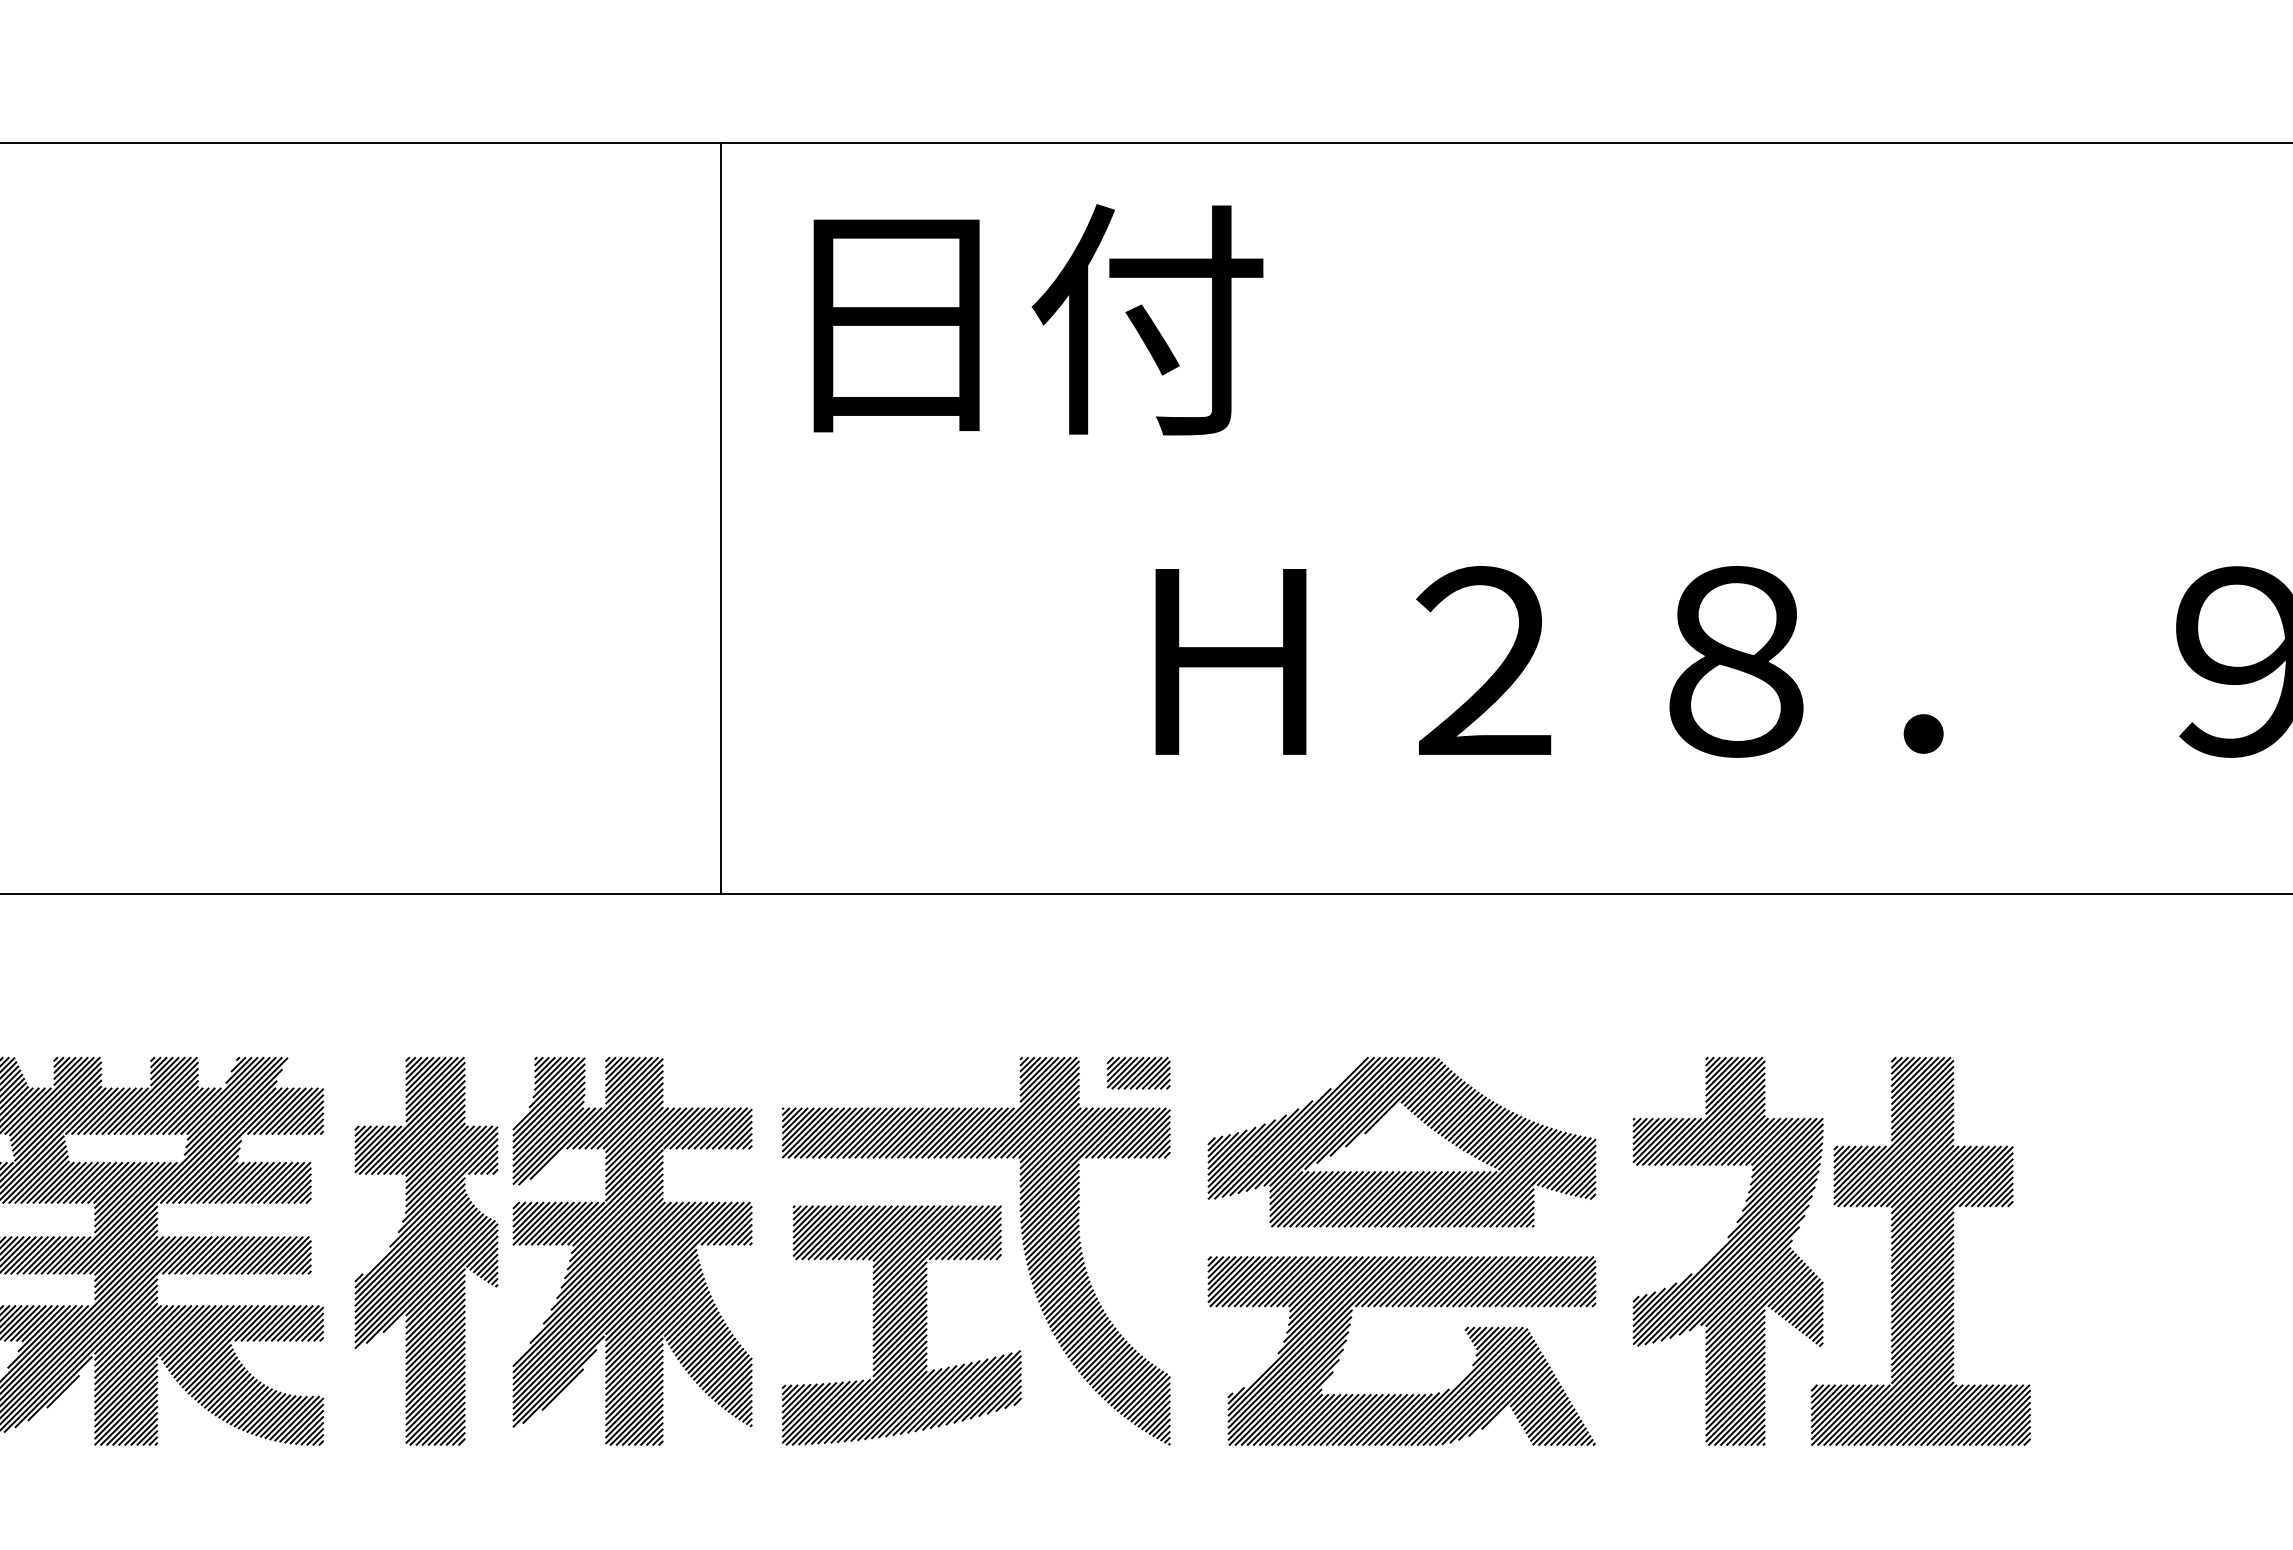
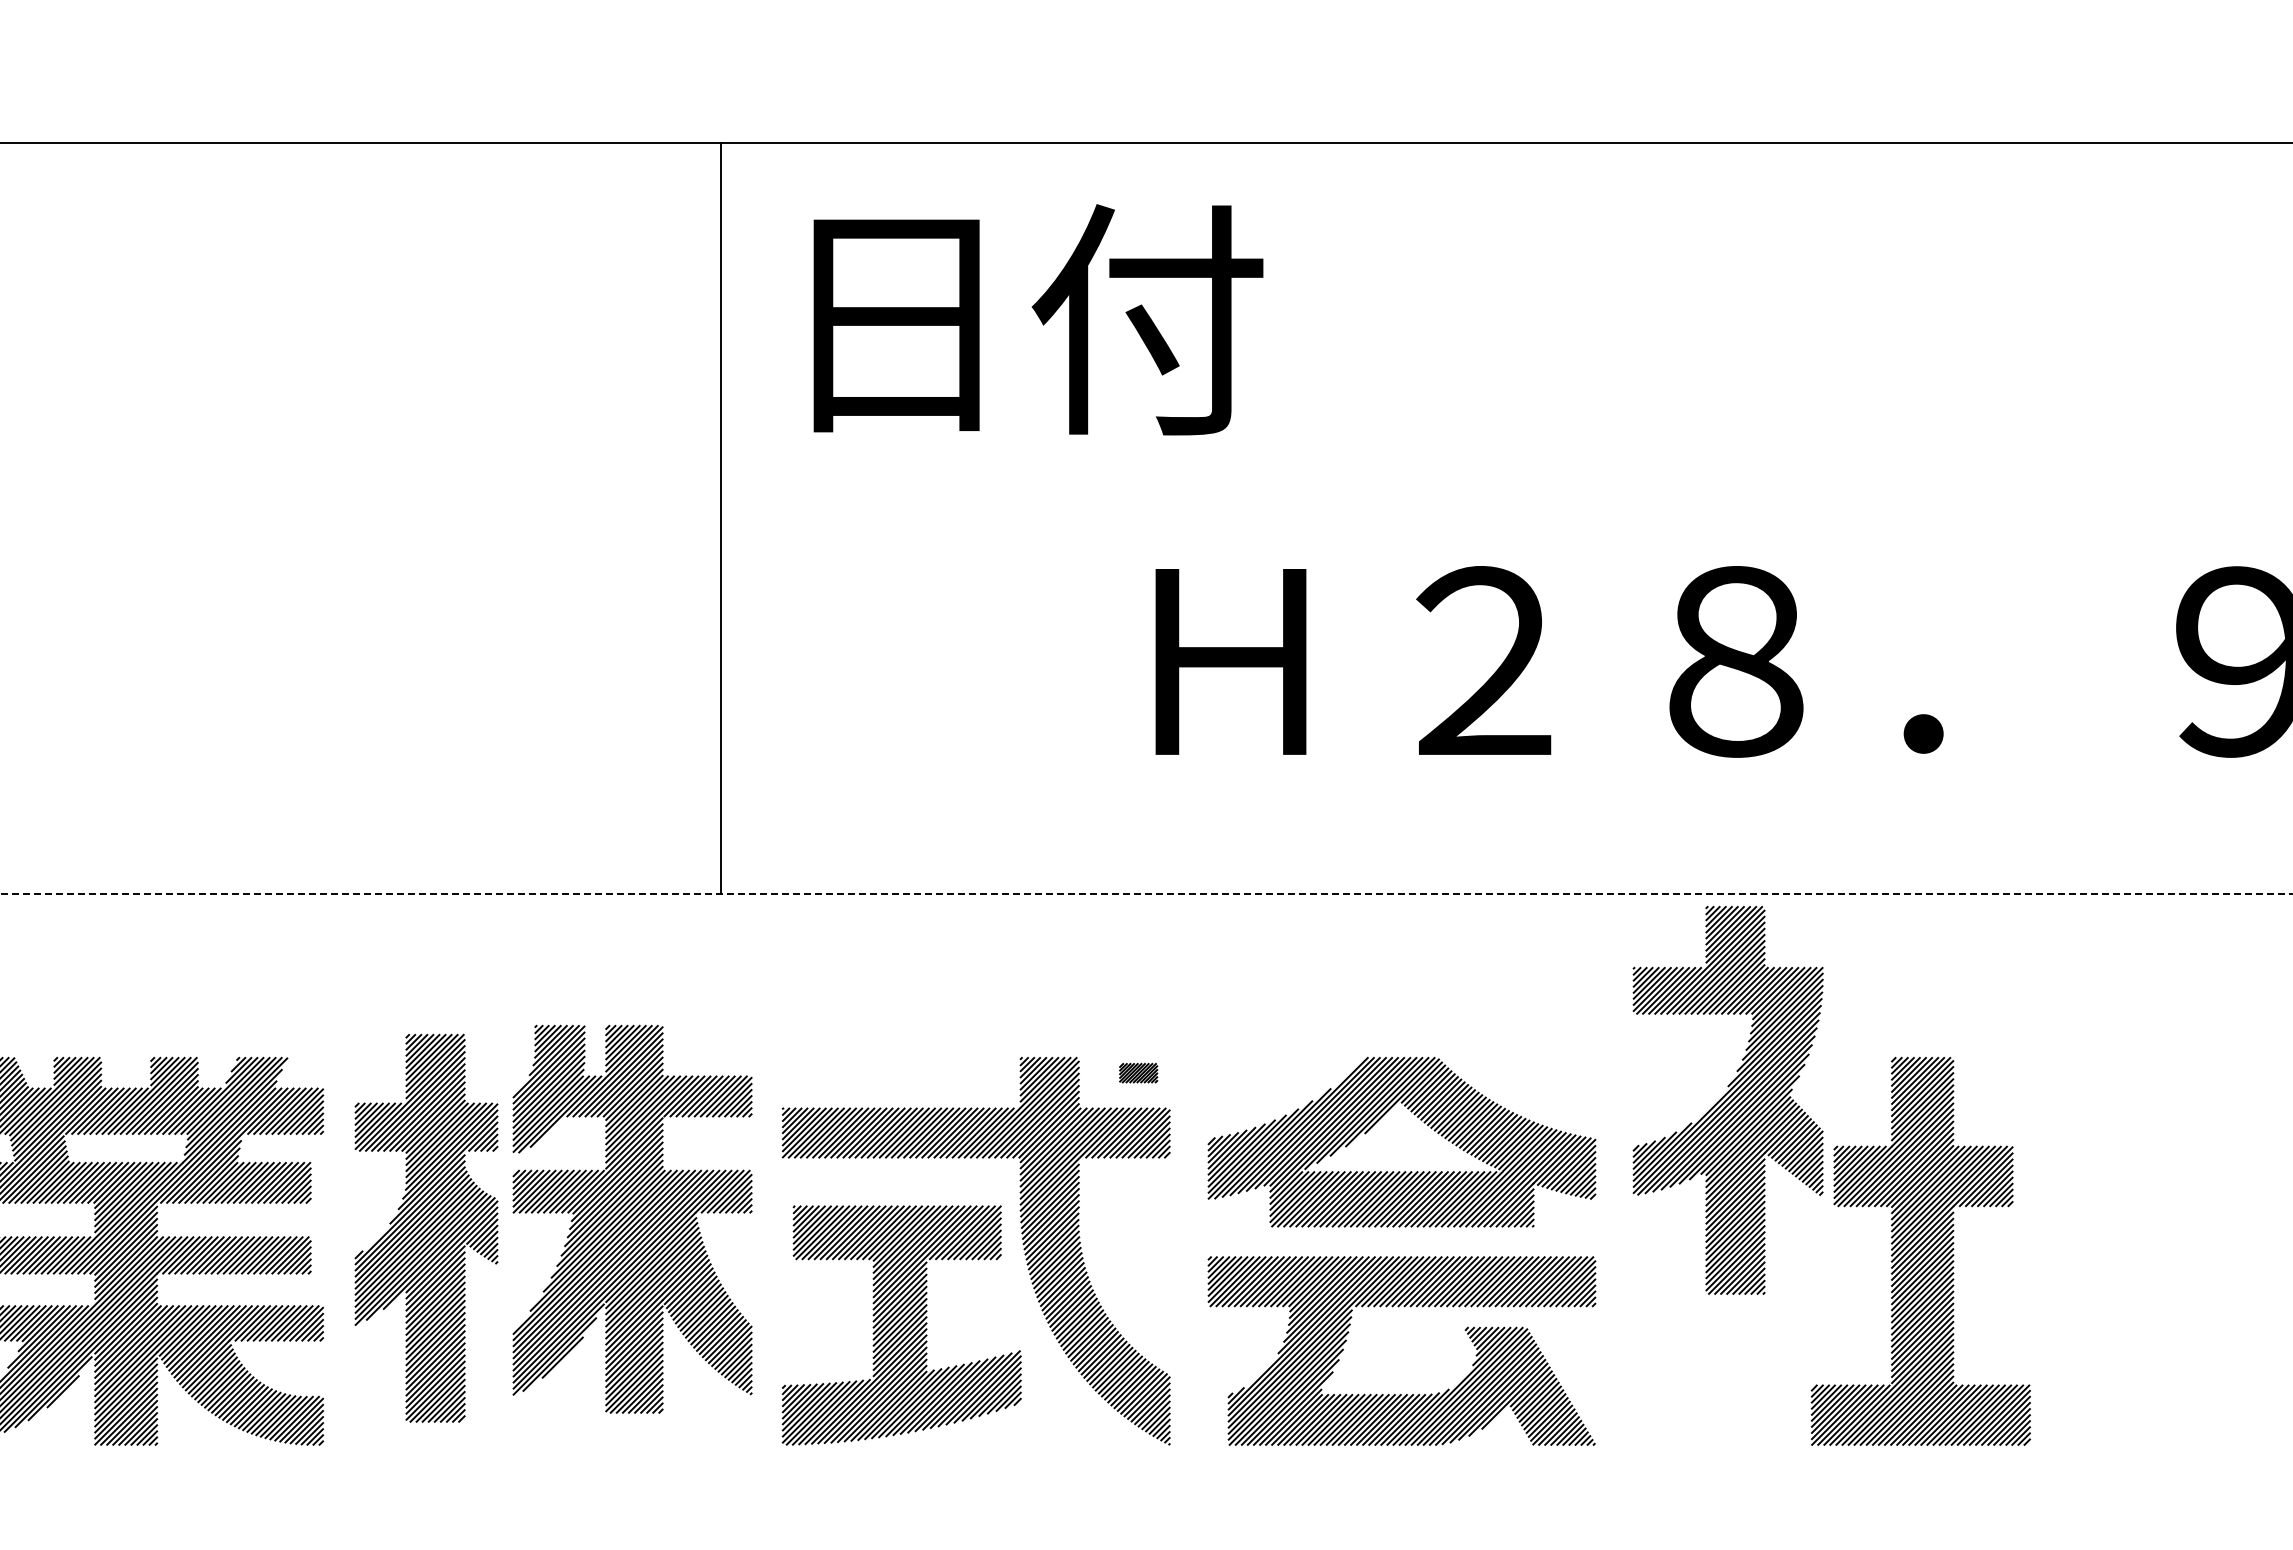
line: solid -> dashed (1147, 893)
part size: 65x34 px -> 40x22 px (1138, 1072)
part position: (426, 1250) -> (426, 1227) (426, 1227)
part position: (632, 1250) -> (632, 1218) (632, 1218)
part position: (1727, 1250) -> (1727, 1099) (1727, 1099)
